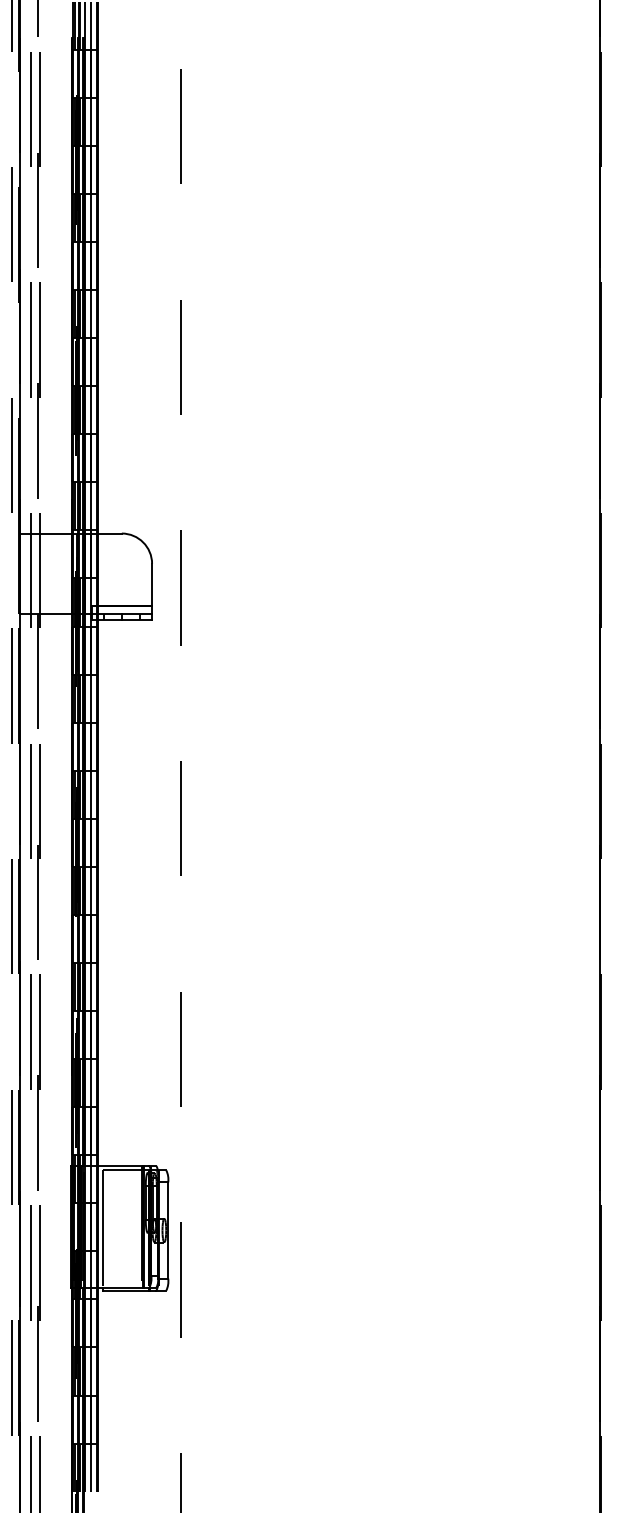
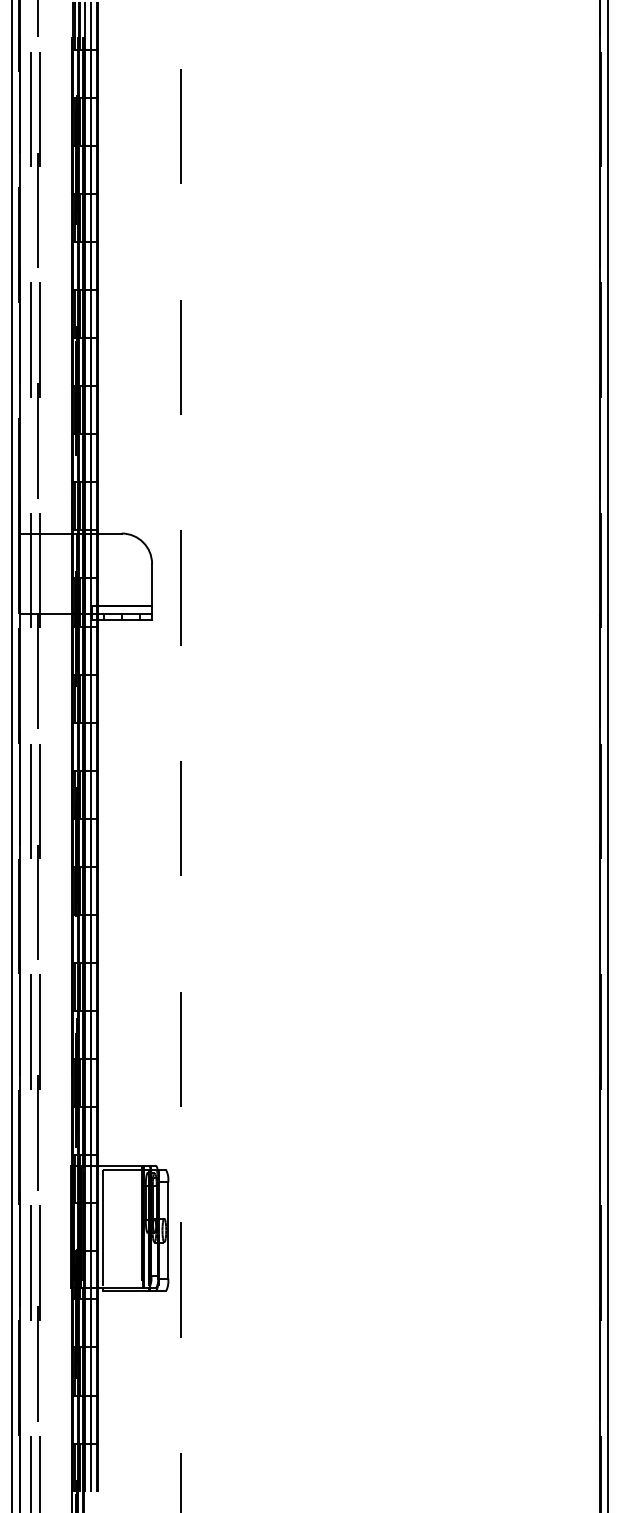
line: none -> present (608, 755)
line: dashed -> solid (11, 756)
